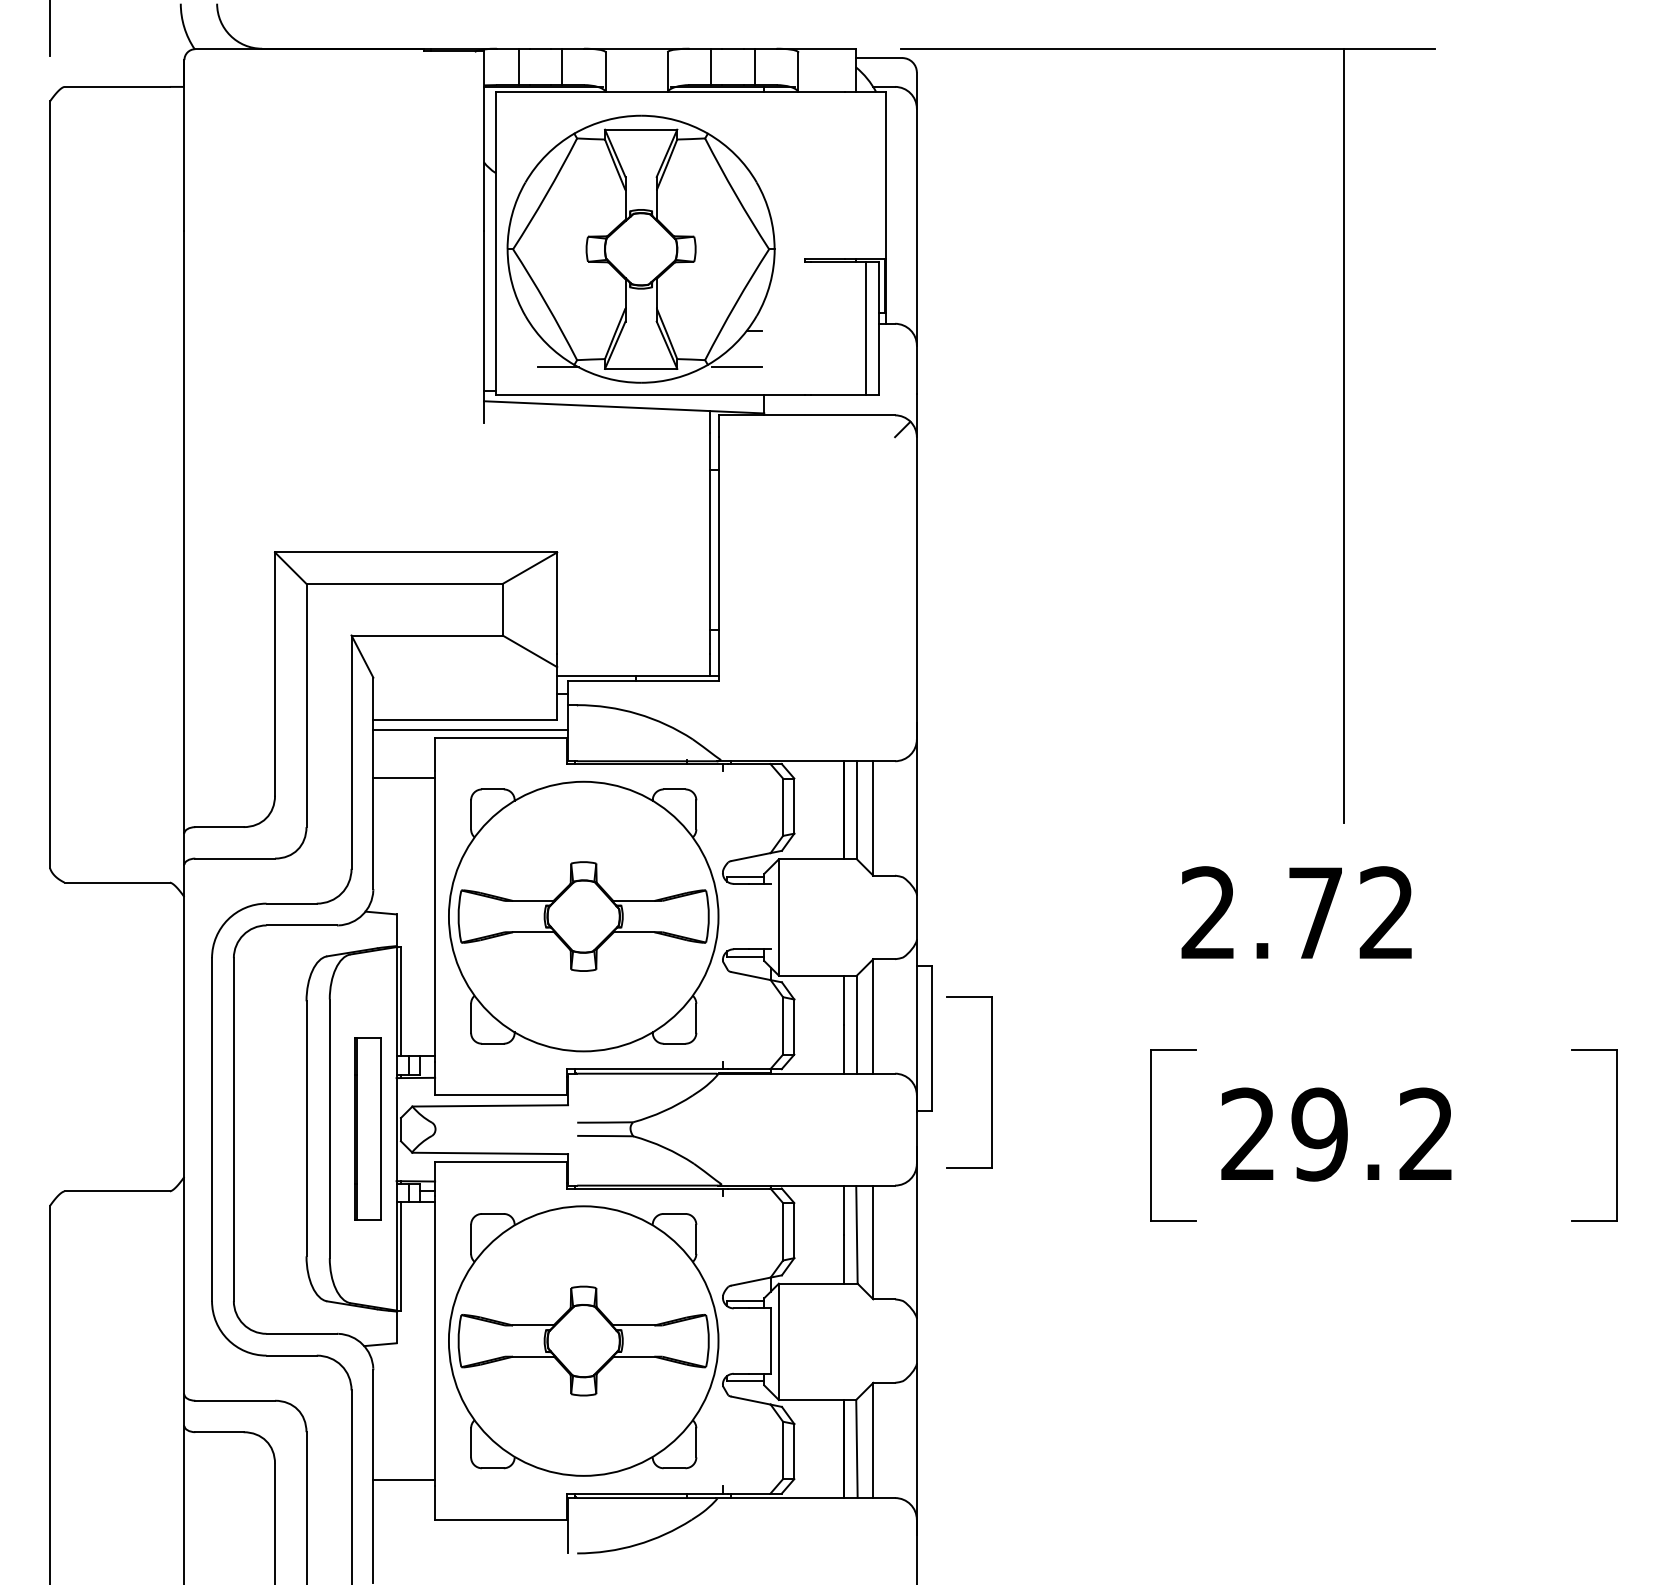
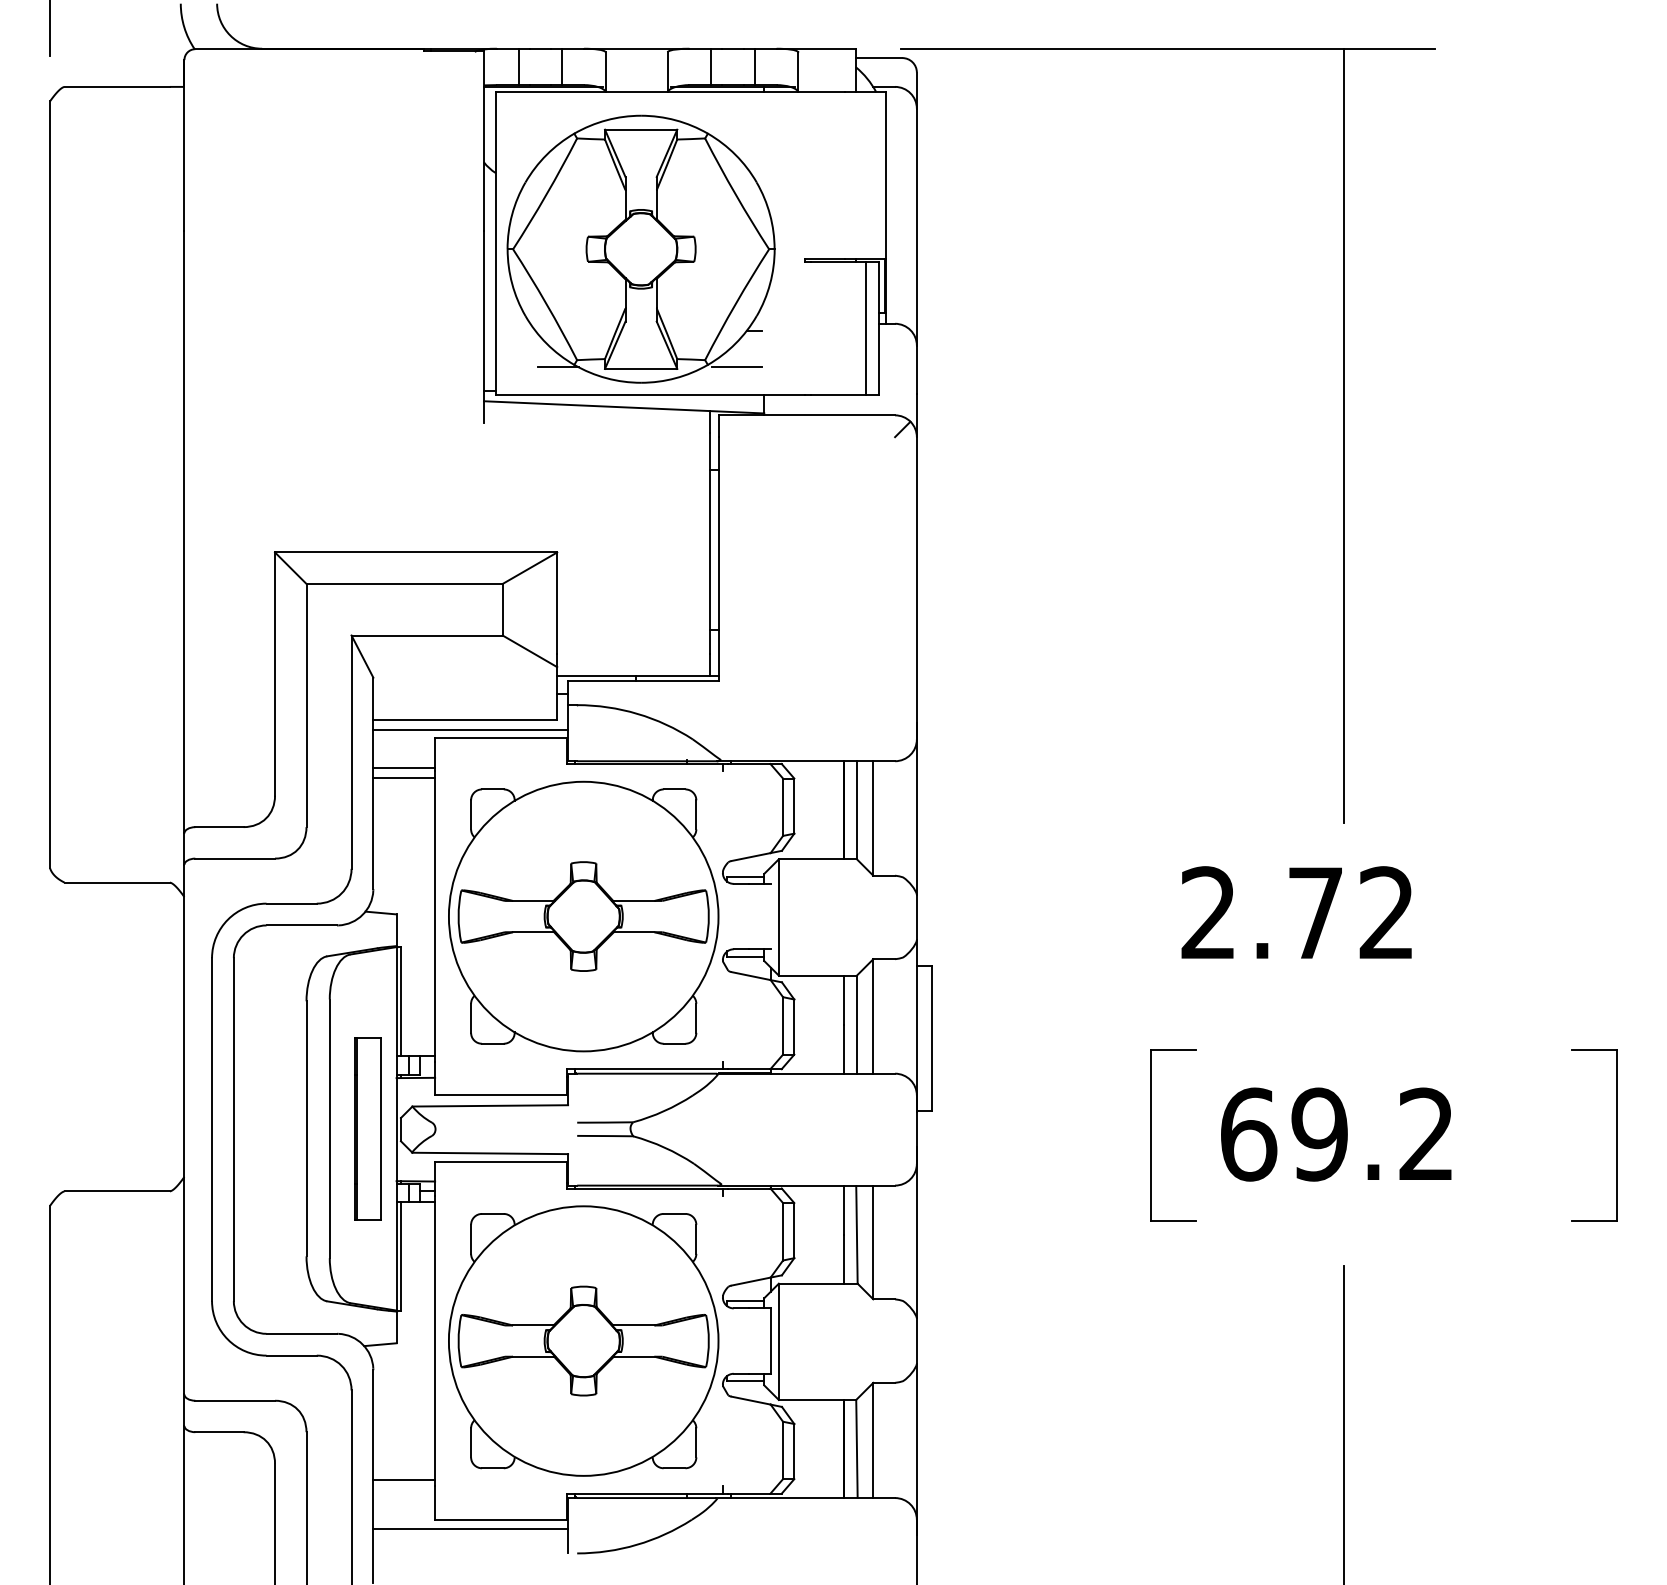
line: none -> present (404, 768)
part: present -> none (991, 1082)
text: 29.2 -> 69.2 (1249, 1134)
line: none -> present (1344, 1423)
line: none -> present (470, 1529)
